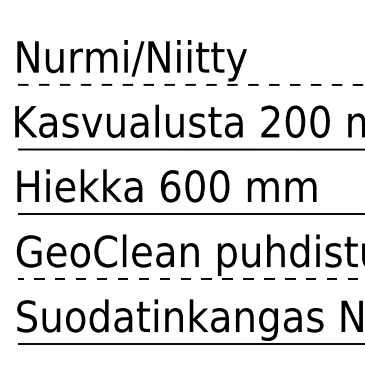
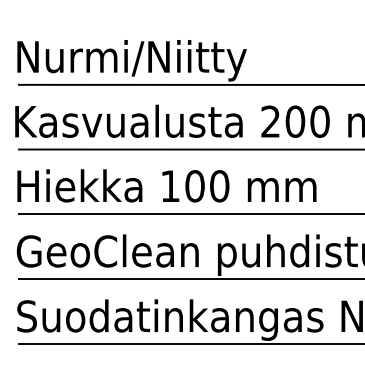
line: dashed -> solid (191, 84)
text: 600 -> 100 (170, 186)
line: dashed -> solid (190, 279)
